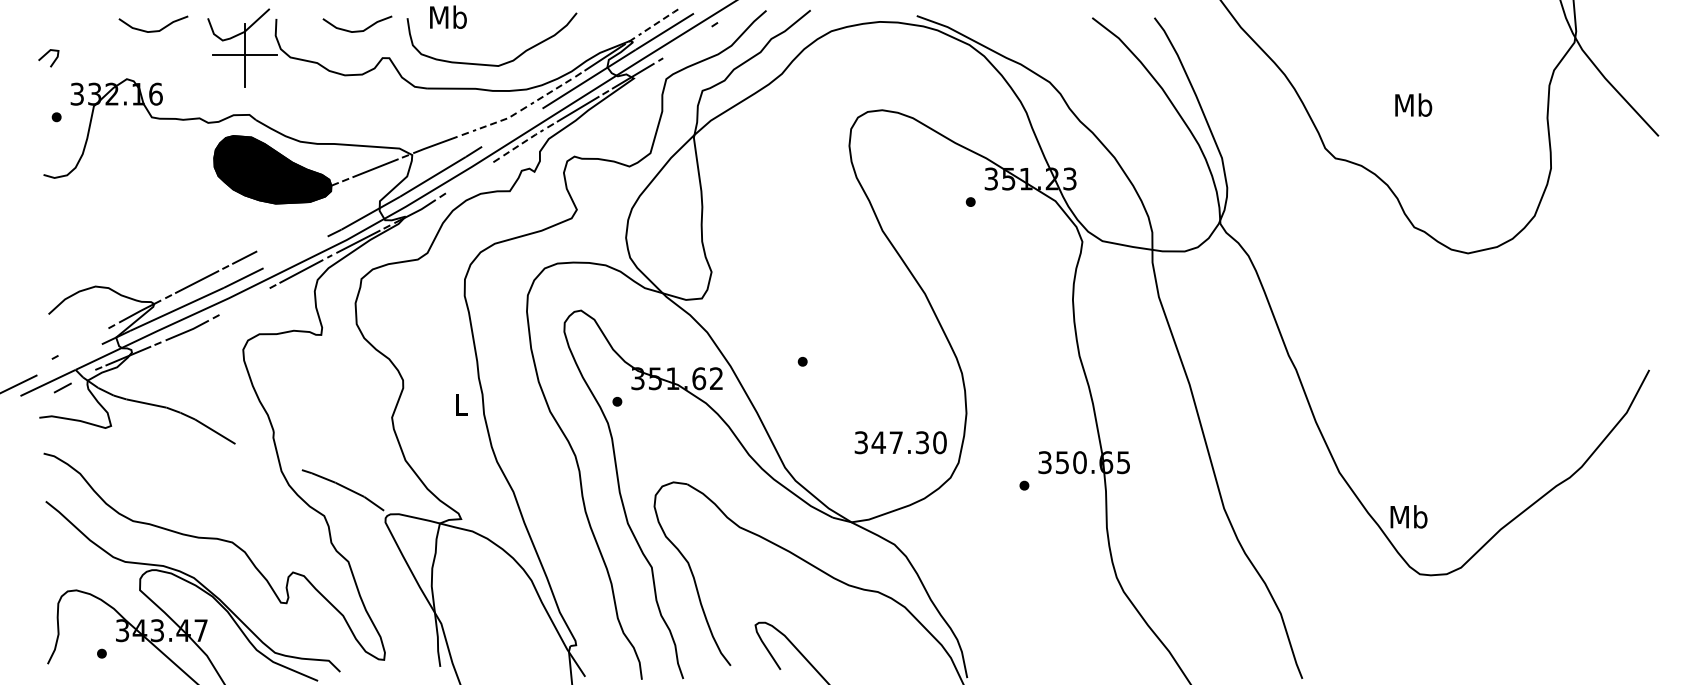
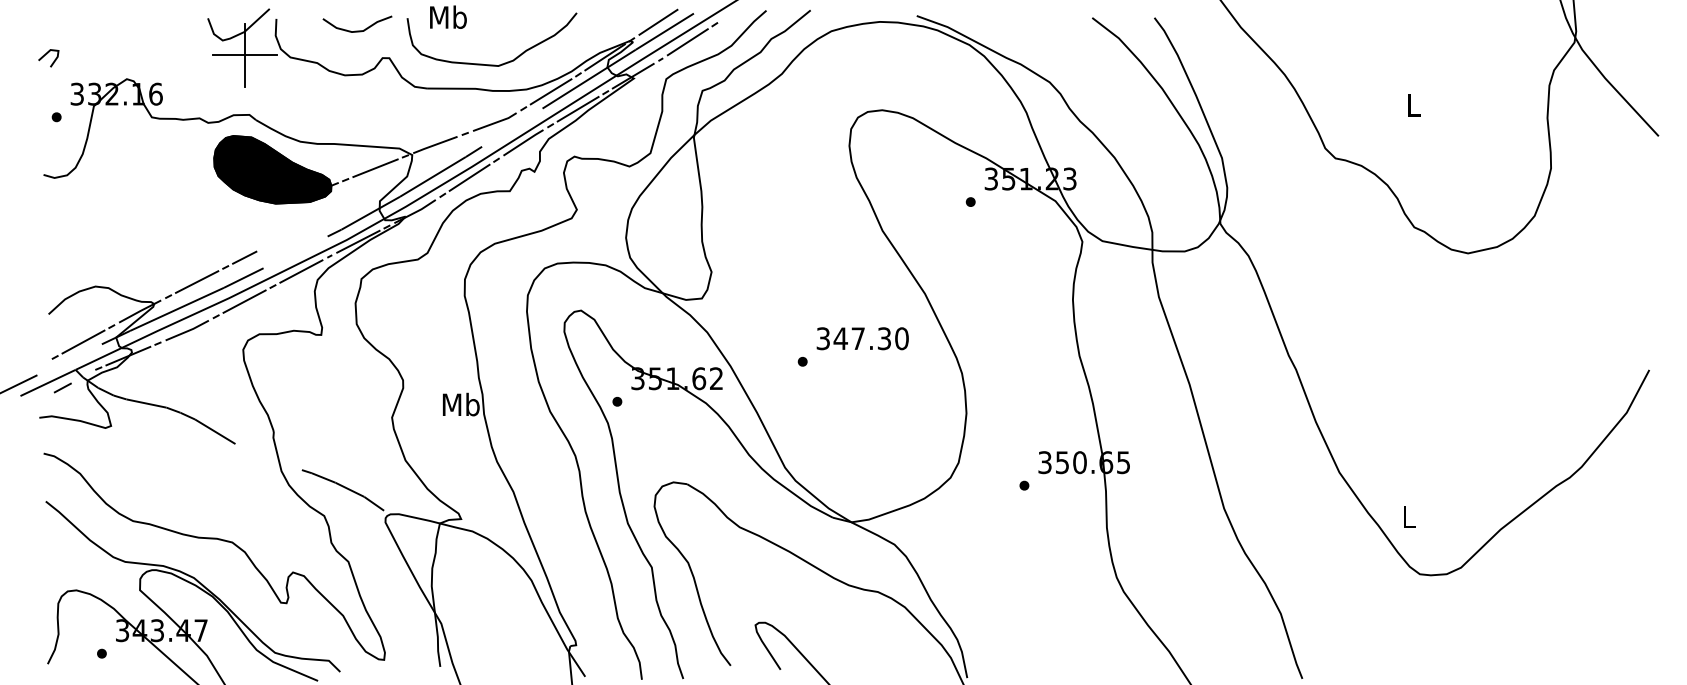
line: dashed -> solid (658, 22)
curve: present -> none (153, 30)
line: none -> present (687, 42)
line: dashed -> solid (551, 91)
text: Mb -> L (1413, 104)
line: dashed -> solid (495, 122)
line: dashed -> solid (524, 142)
line: none -> present (469, 177)
line: none -> present (244, 301)
line: none -> present (83, 341)
text: L -> Mb (460, 404)
text position: (900, 442) -> (862, 338) (862, 338)
text: Mb -> L (1408, 516)
